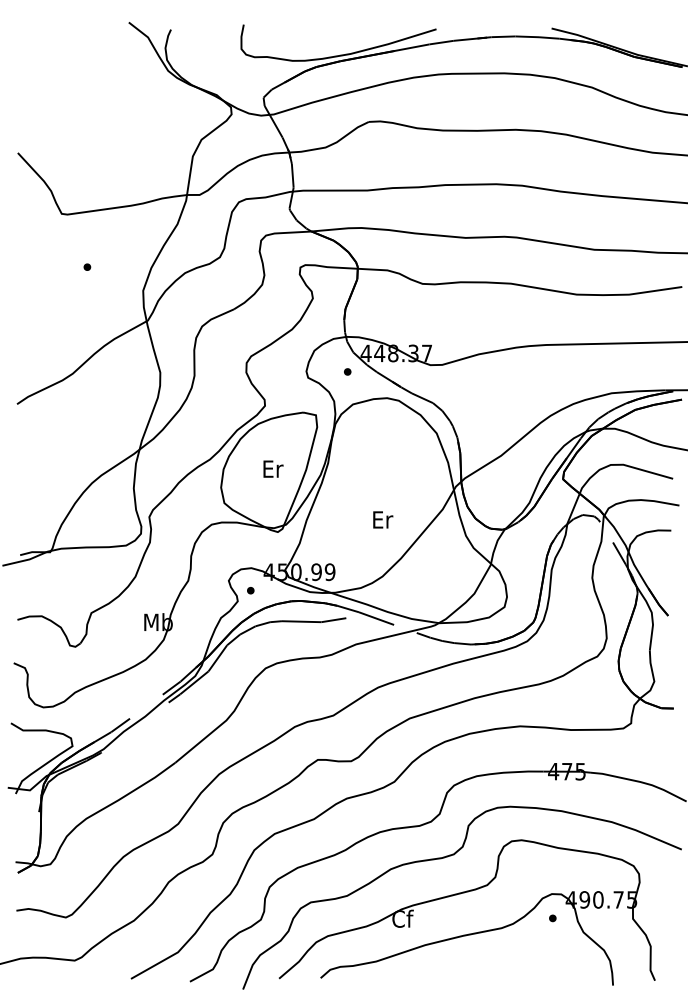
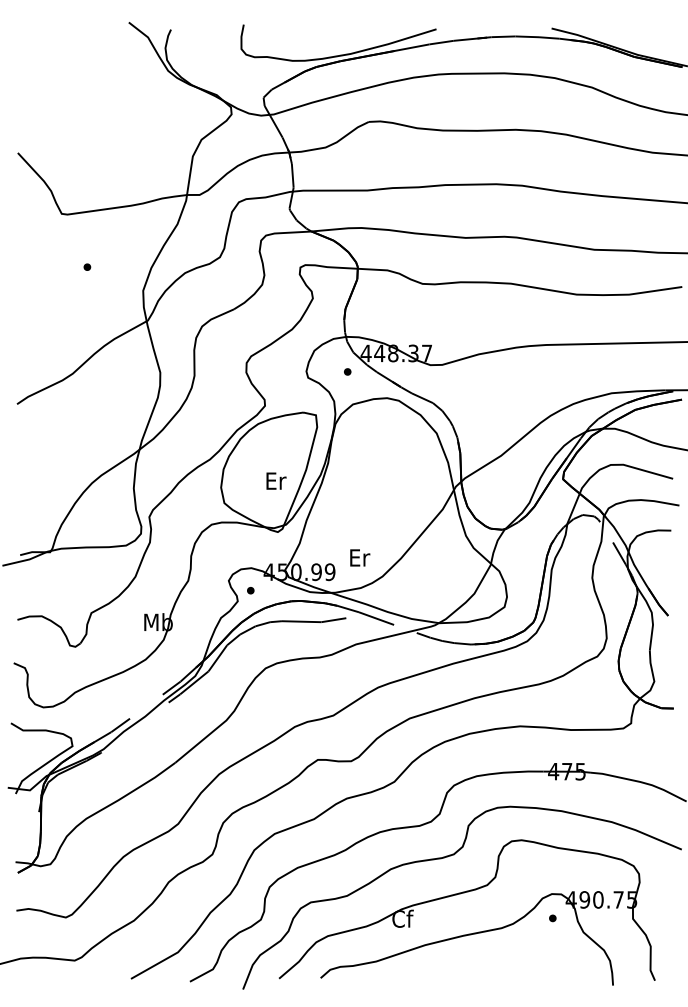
text position: (273, 468) -> (276, 480) (276, 480)
text position: (383, 519) -> (360, 557) (360, 557)
